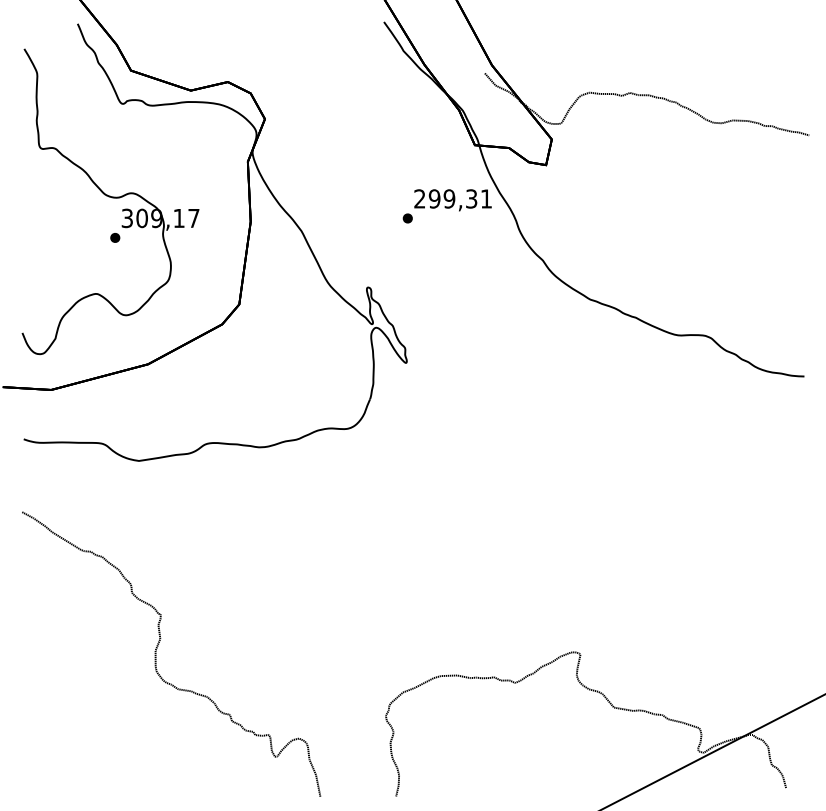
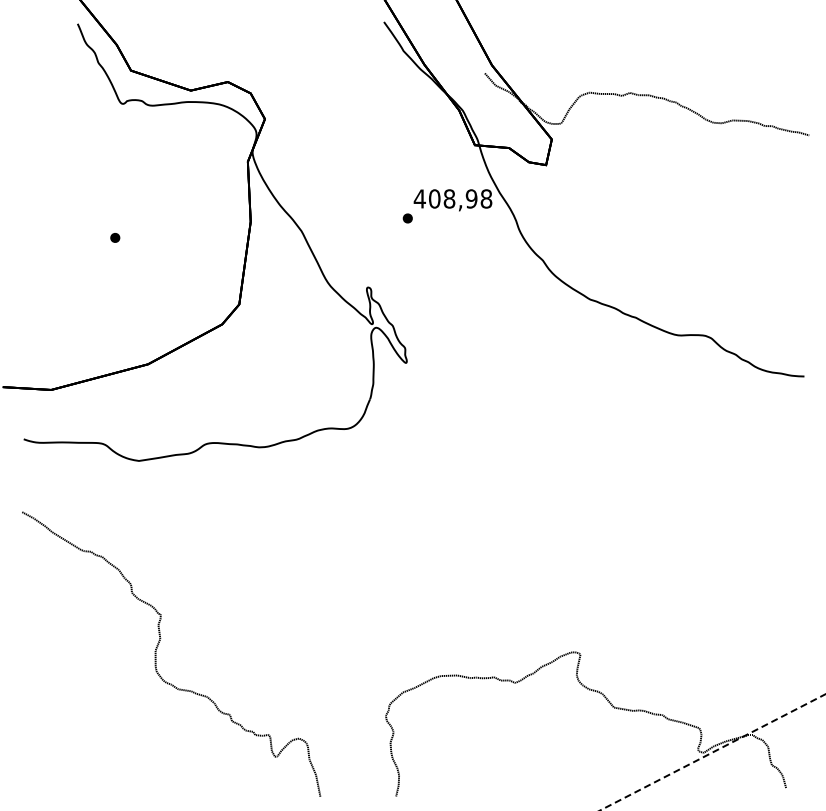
text: 299,31 -> 408,98 (452, 198)
part: present -> none (110, 201)
line: solid -> dashed (712, 752)
